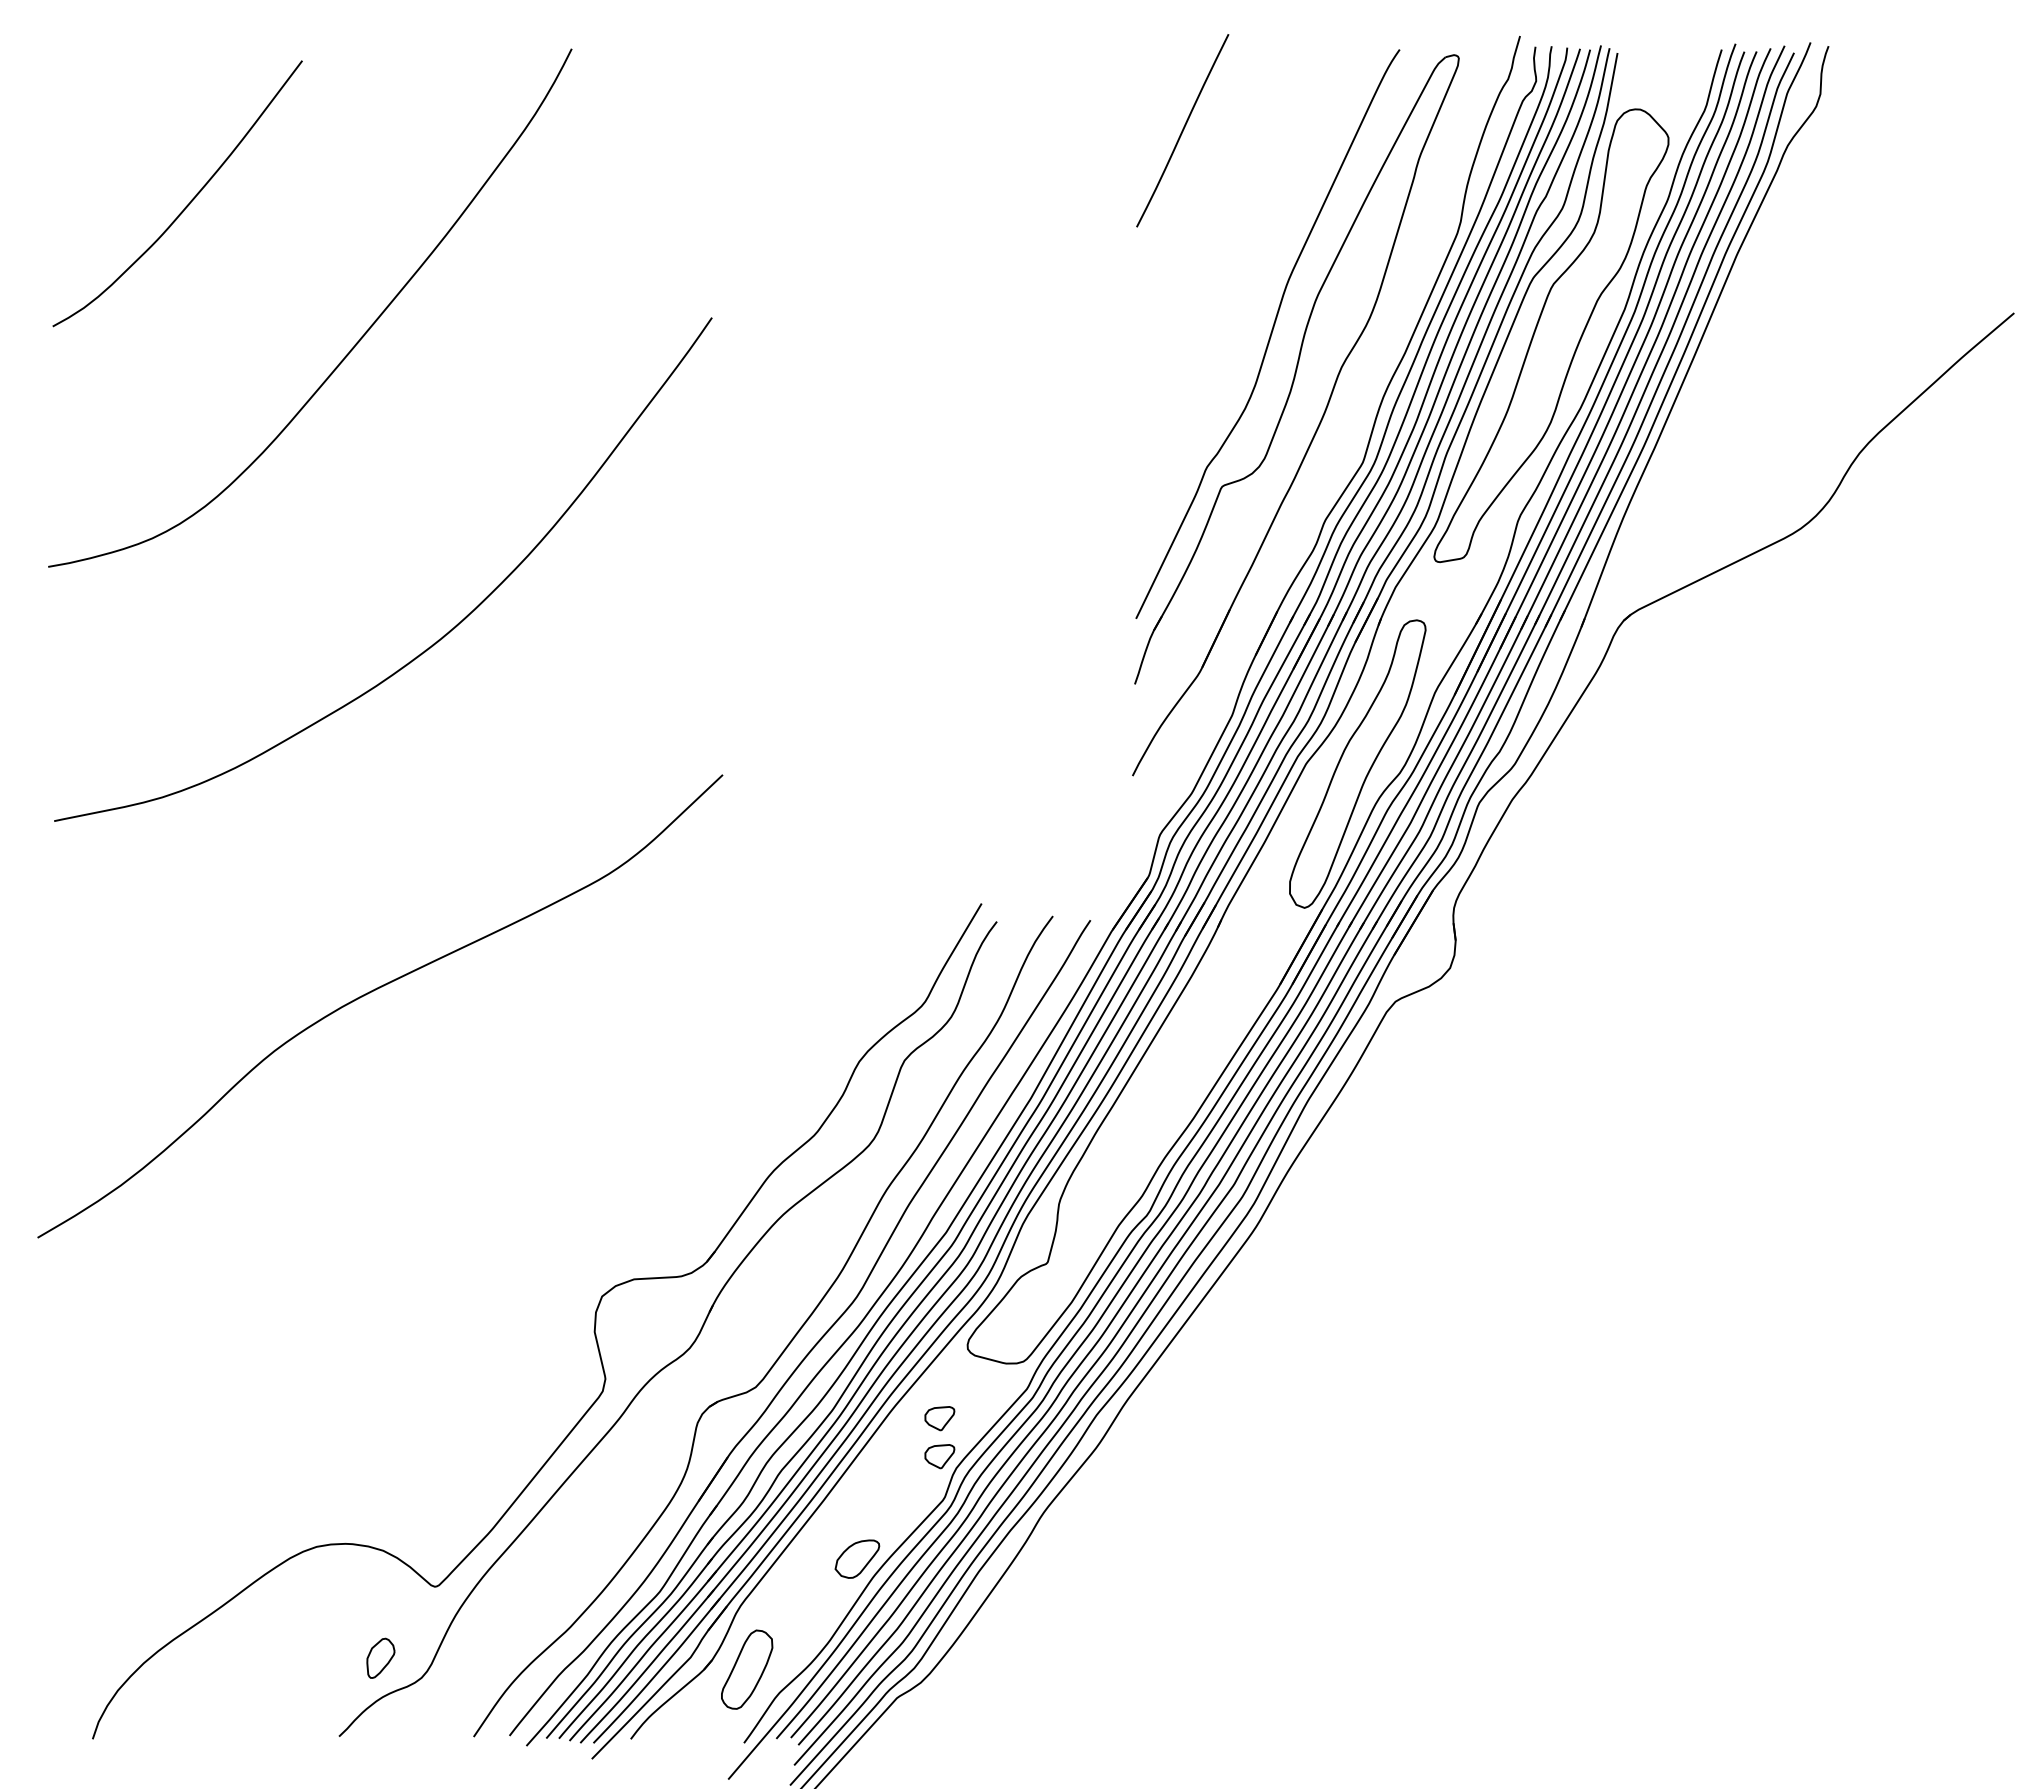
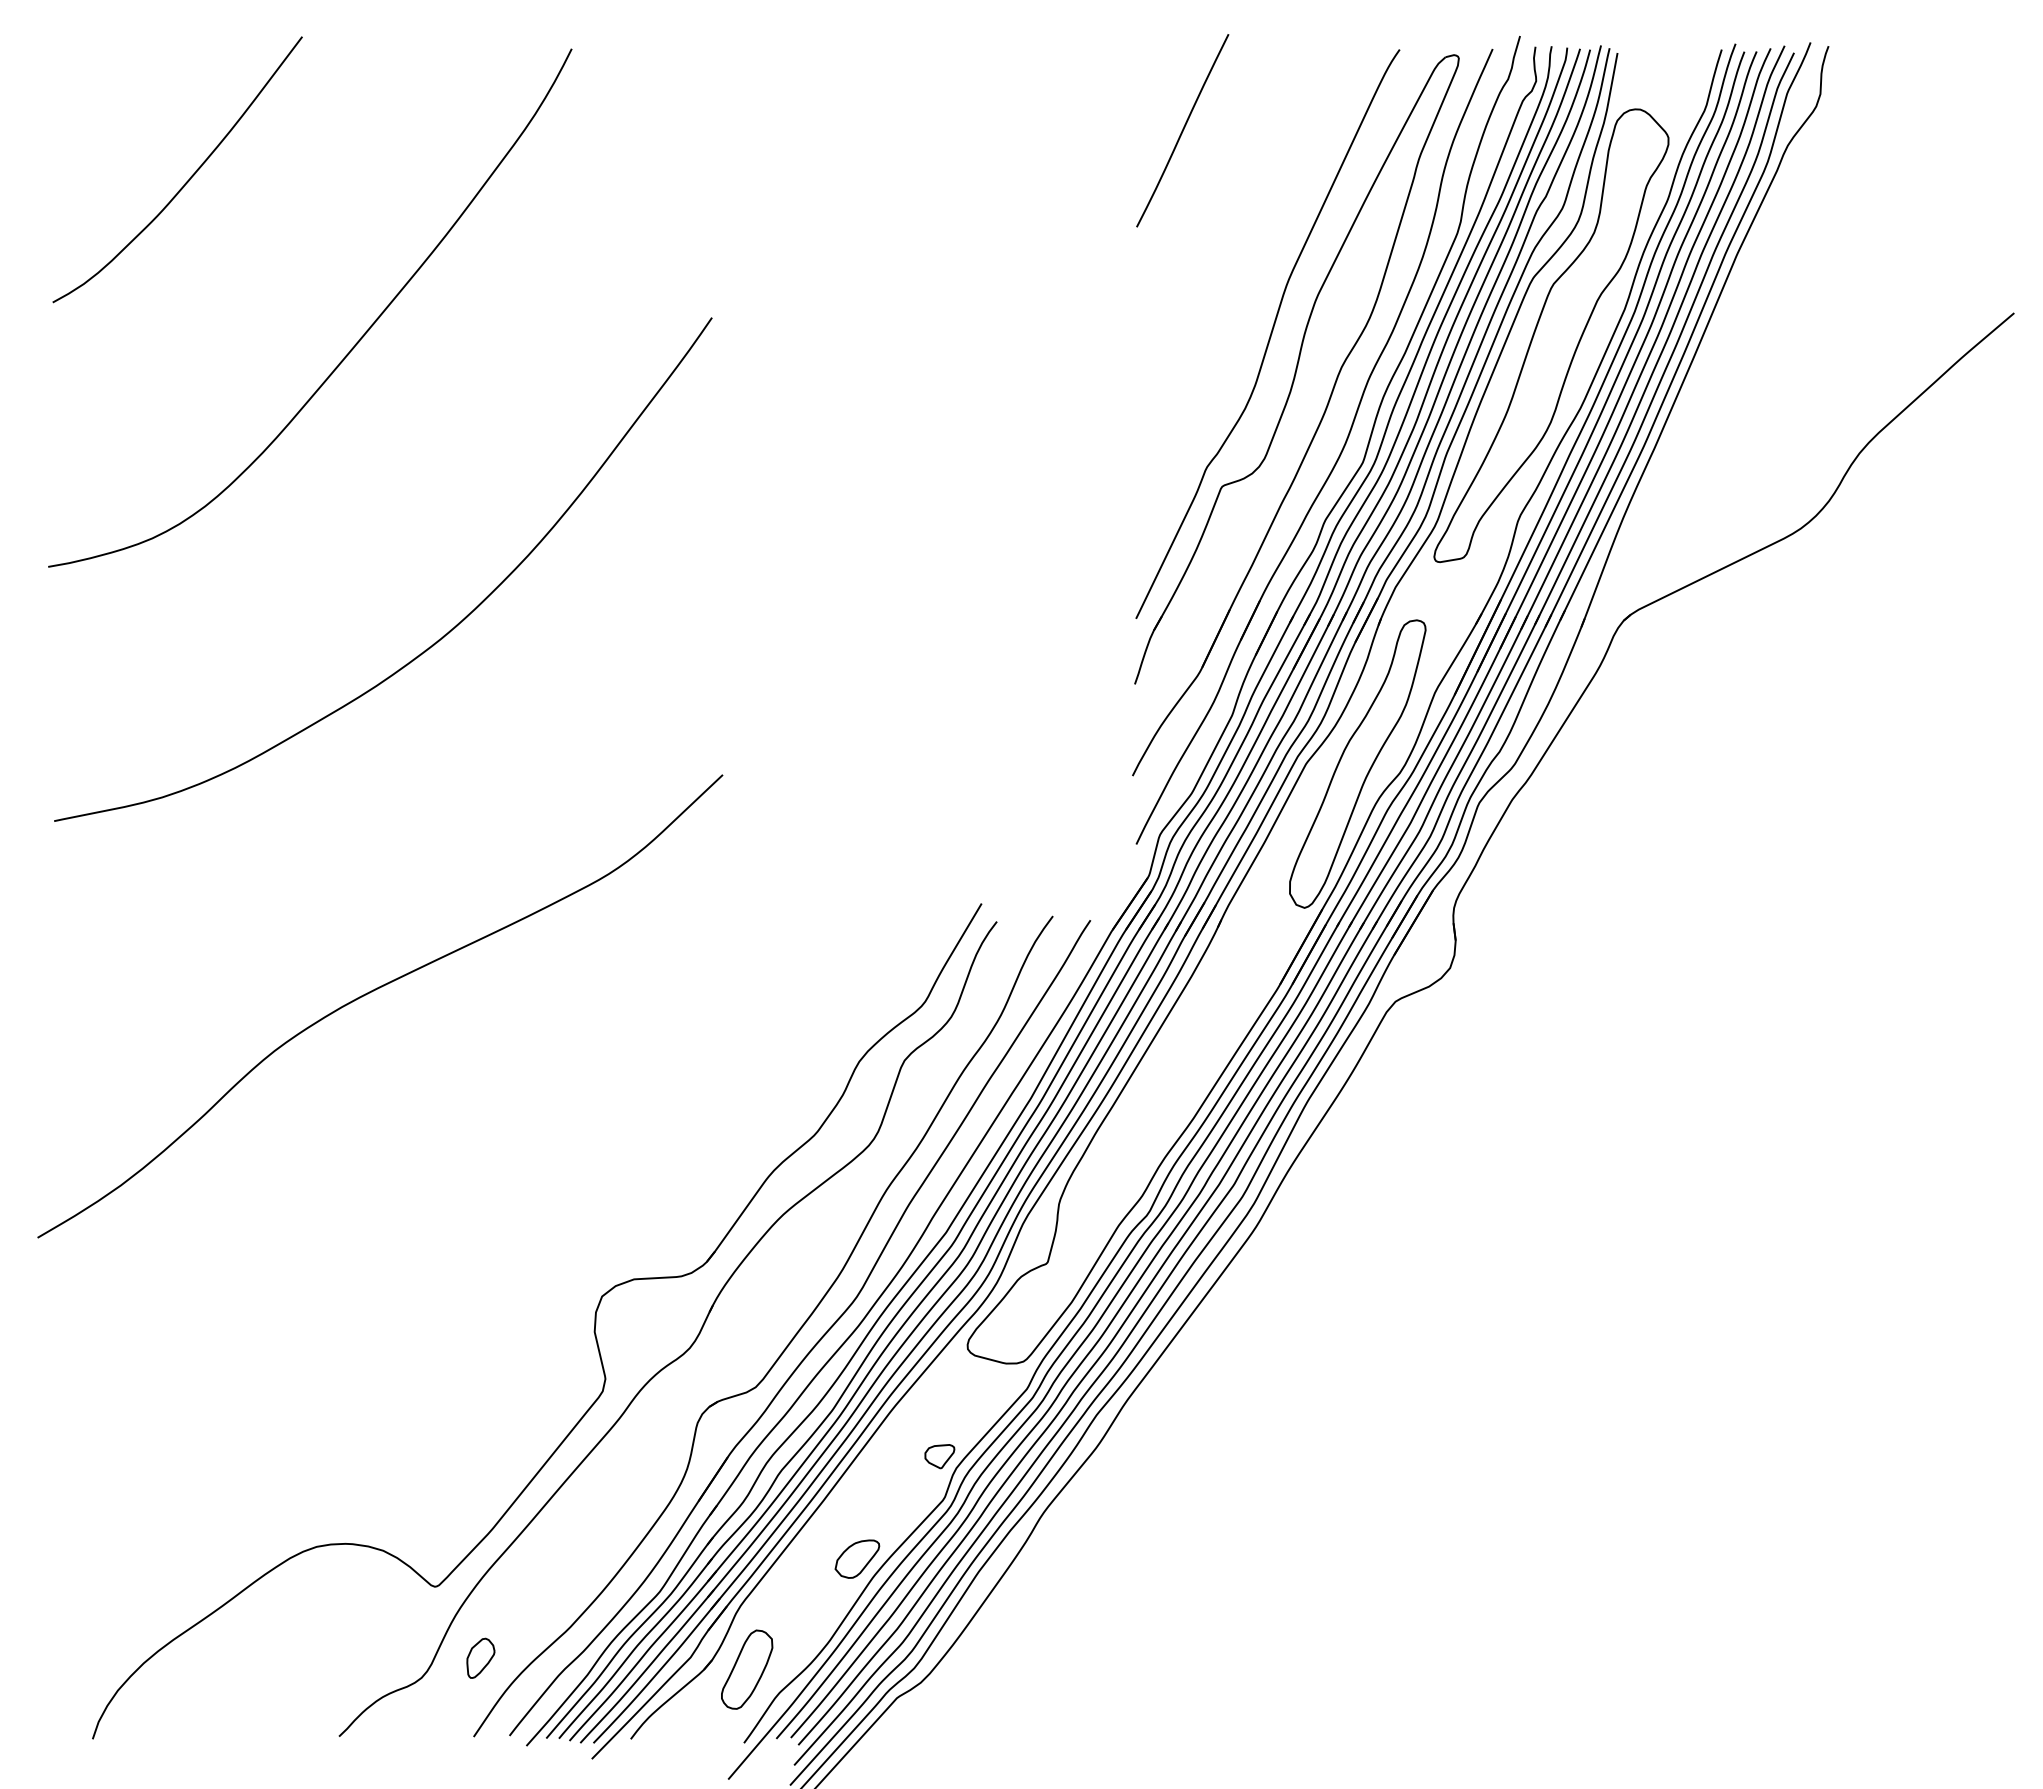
curve position: (190, 200) -> (190, 176) (190, 176)
part: none -> present (1337, 458)
part: present -> none (939, 1418)
part position: (380, 1657) -> (480, 1657) (480, 1657)
